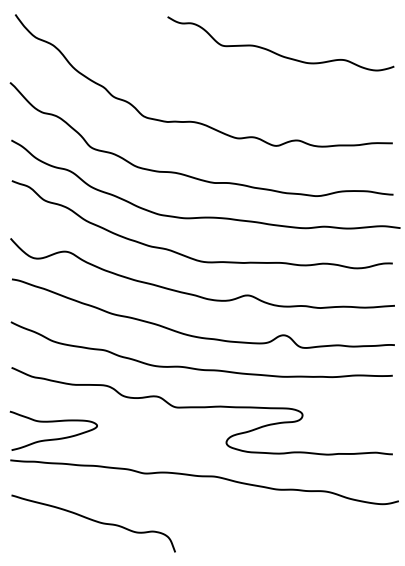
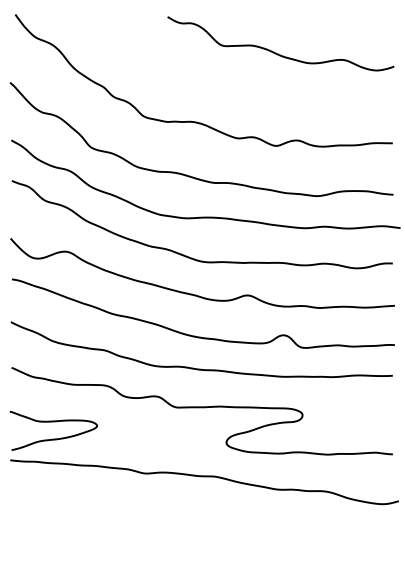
curve: present -> none (93, 521)
